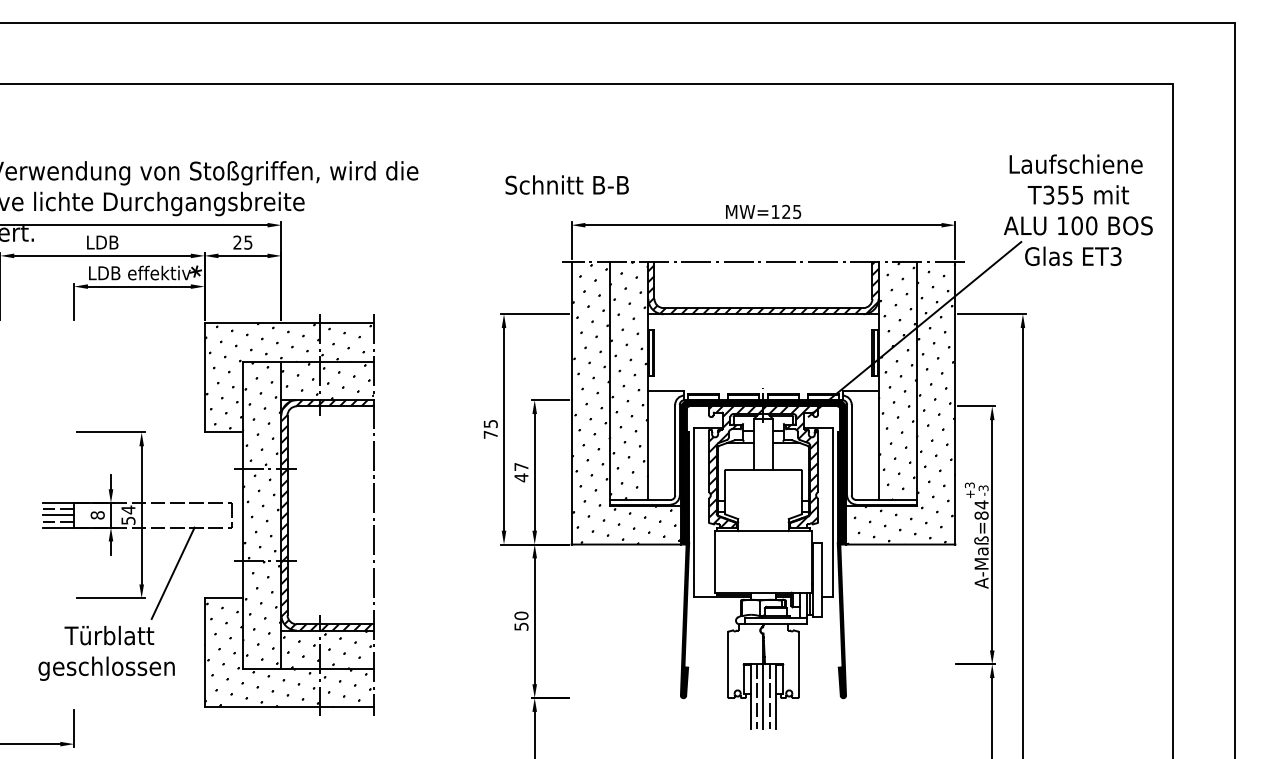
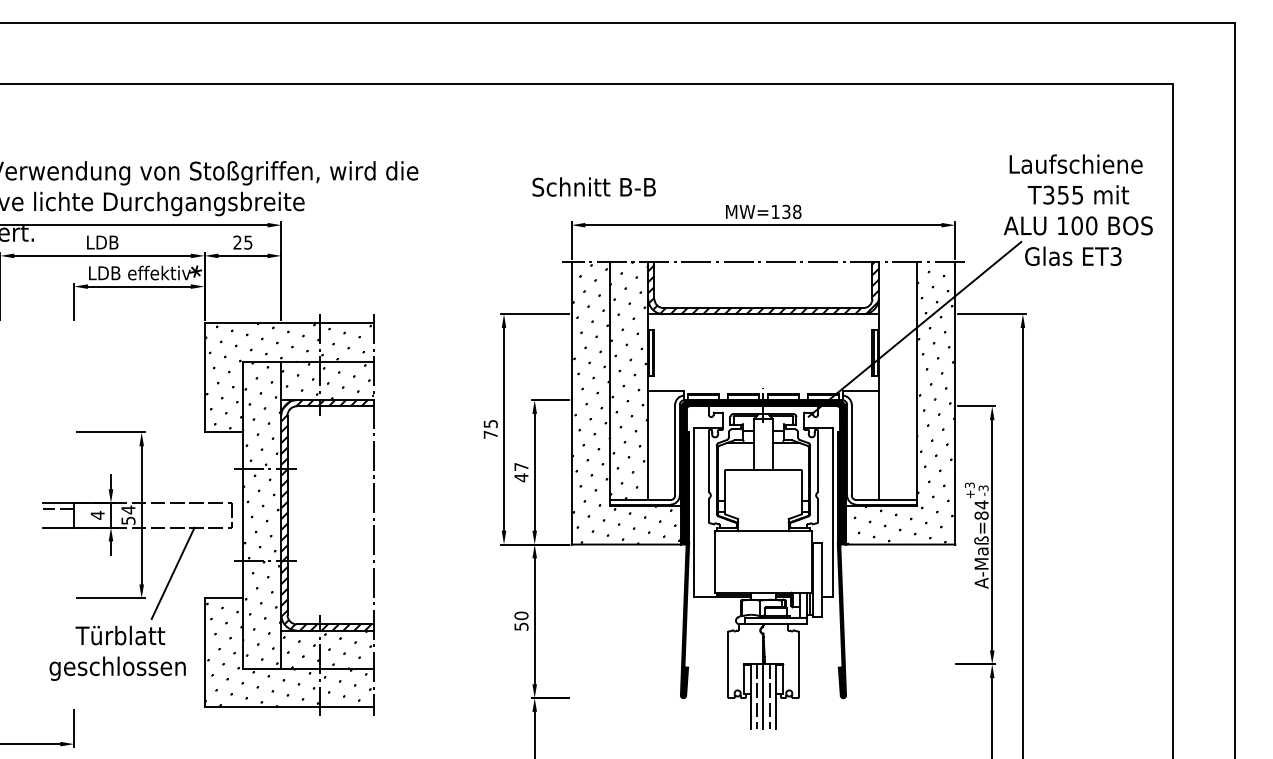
text position: (566, 184) -> (593, 186) (593, 186)
text: MW=125 -> MW=138 (791, 211)
hatch: present -> none (897, 381)
hatch: present -> none (762, 466)
text: 8 -> 4 (97, 514)
line: present -> none (58, 515)
line: present -> none (58, 521)
text position: (106, 652) -> (117, 652) (117, 652)
